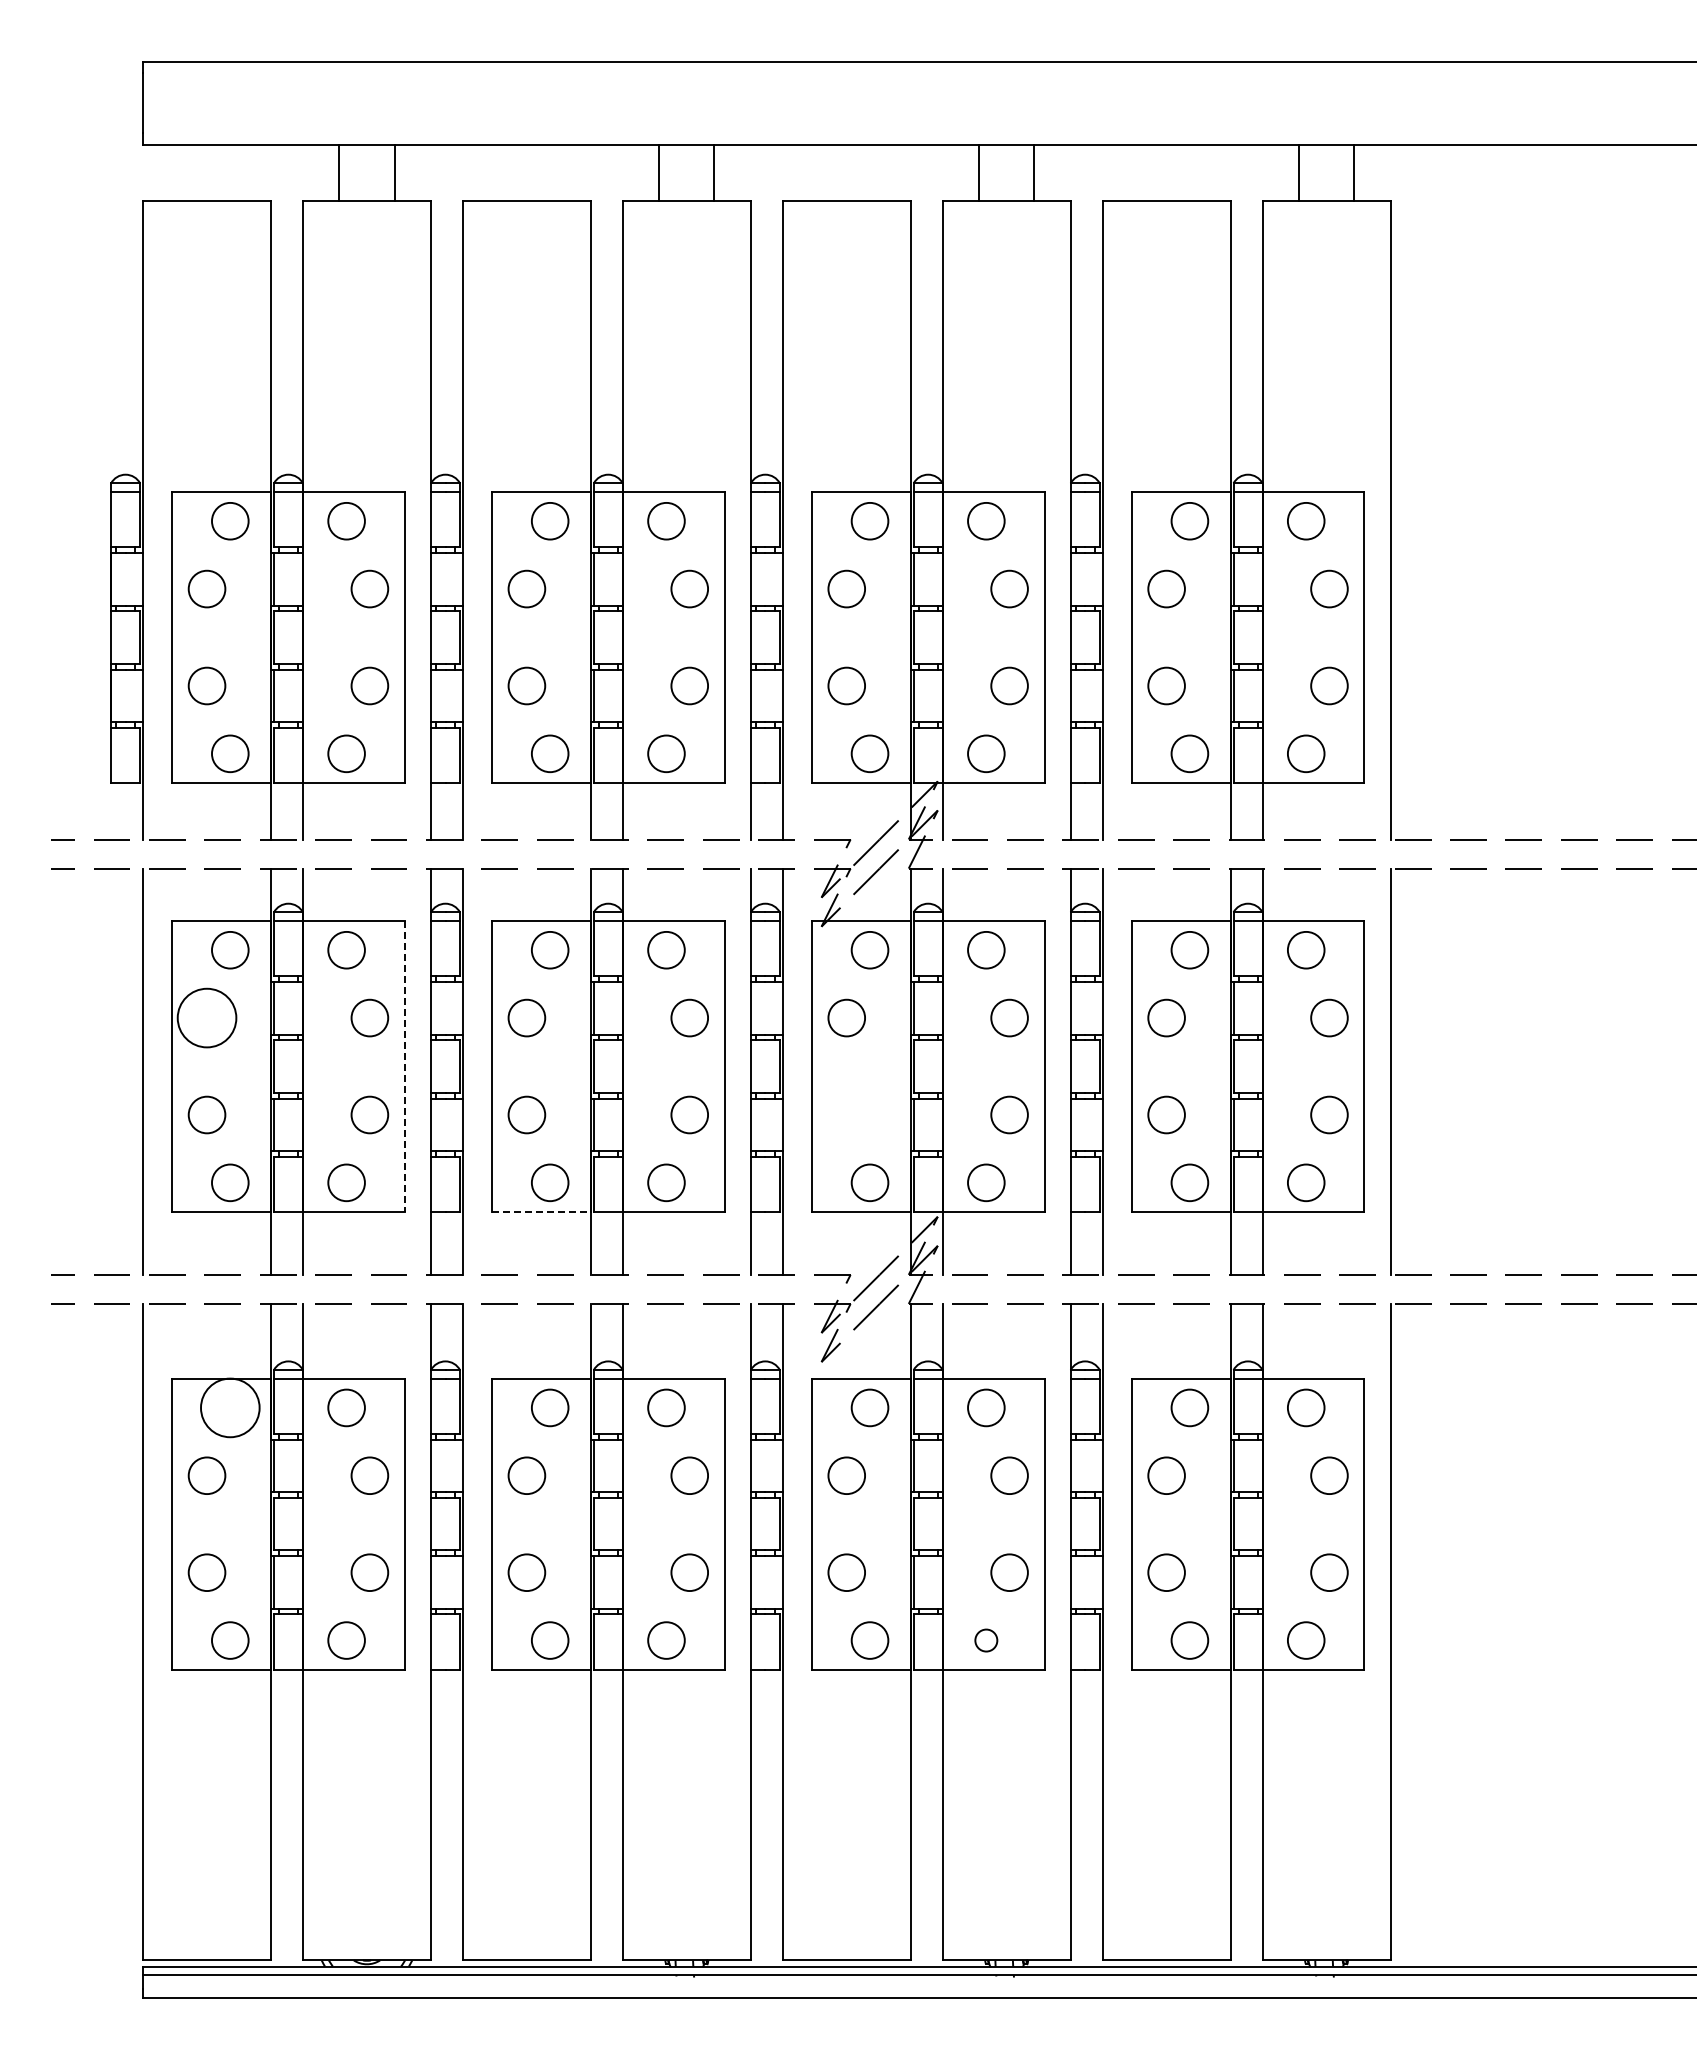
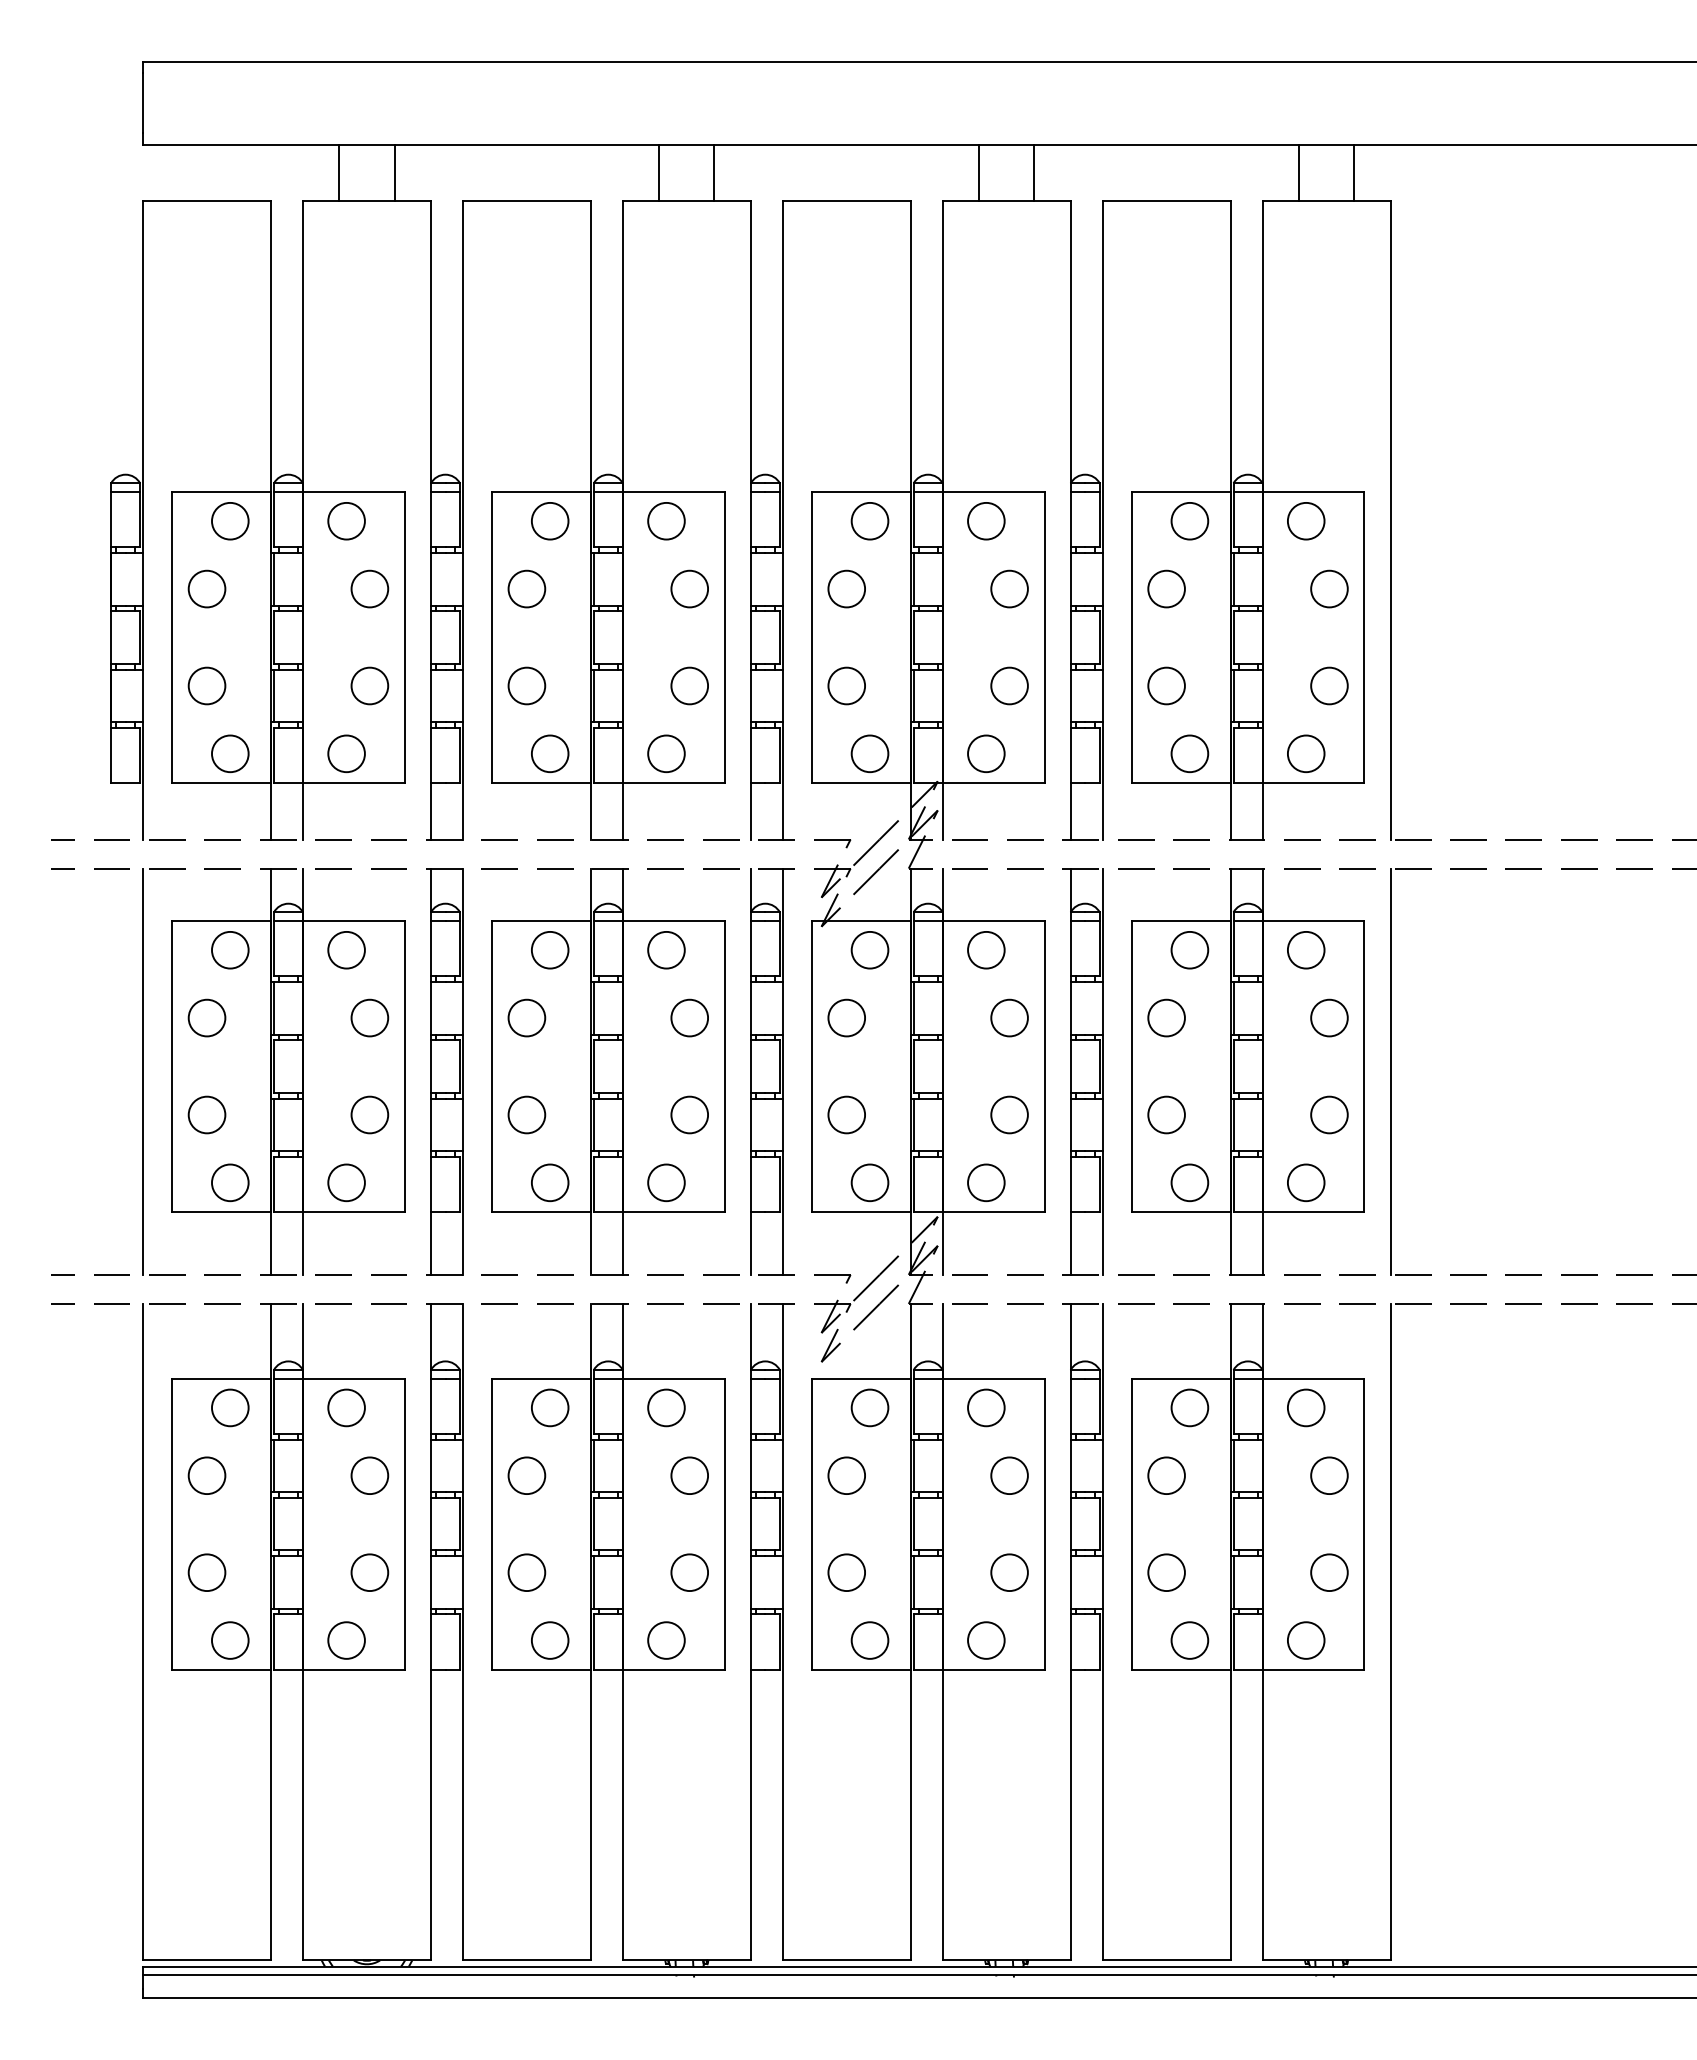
circle diameter: 59 px -> 37 px (206, 1017)
line: dashed -> solid (404, 1067)
circle: none -> present (846, 1114)
line: dashed -> solid (541, 1211)
circle diameter: 59 px -> 37 px (230, 1407)
circle diameter: 22 px -> 37 px (986, 1640)
